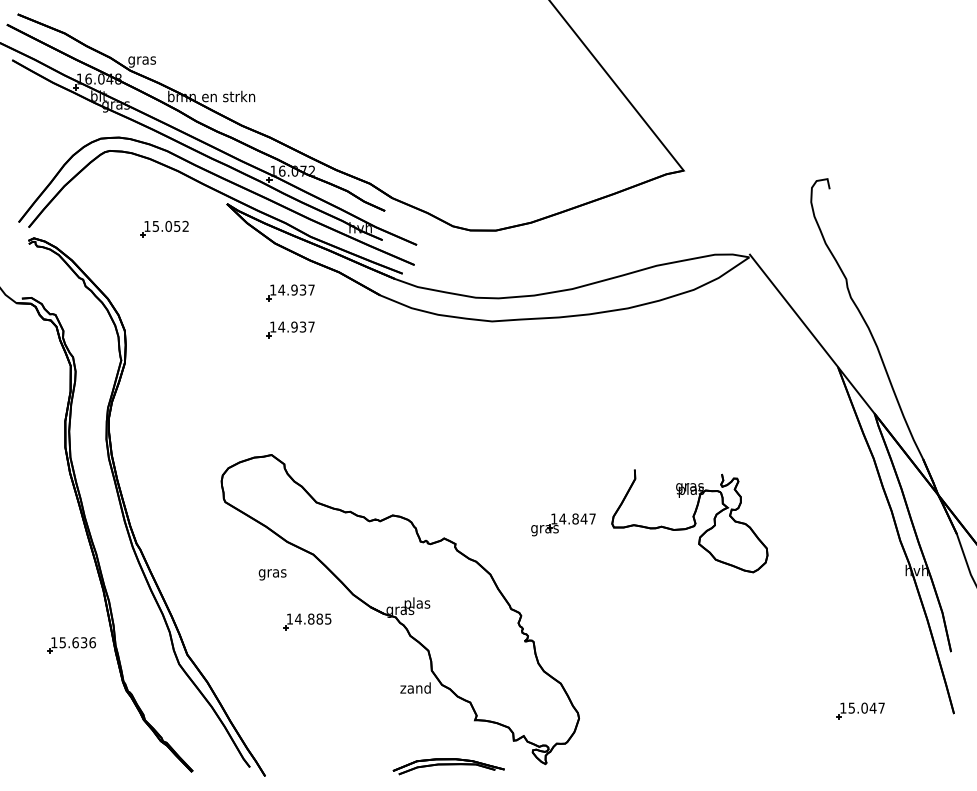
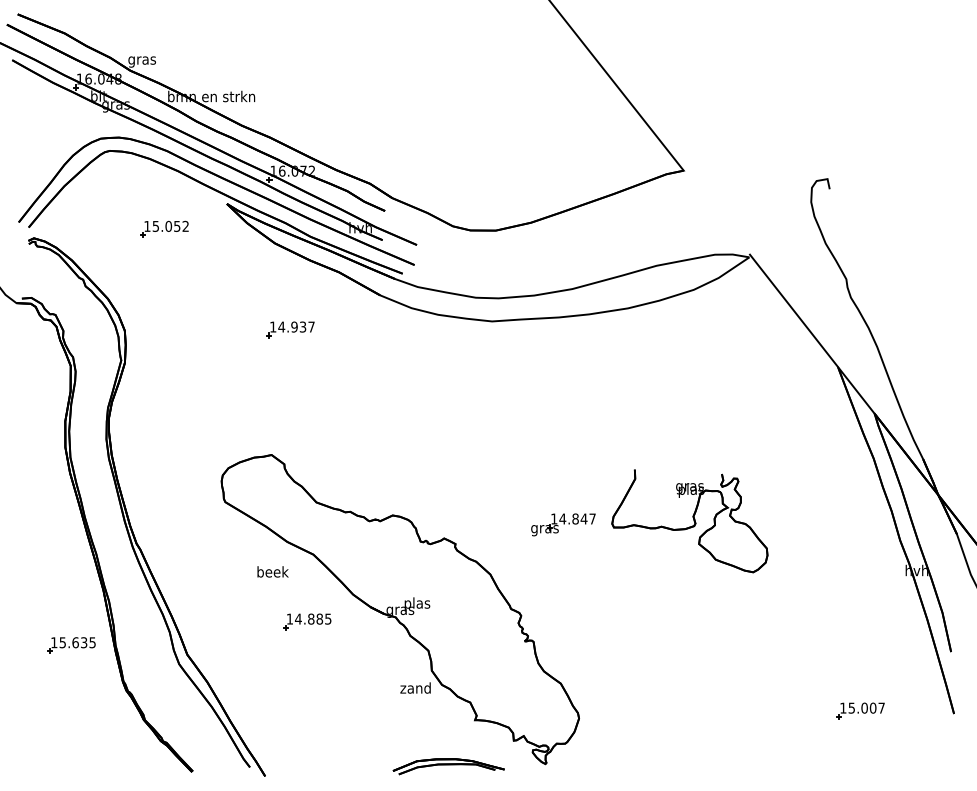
part: present -> none (290, 292)
text: gras -> beek (272, 573)
text: 15.636 -> 15.635 (92, 642)
text: 15.047 -> 15.007 (872, 707)
